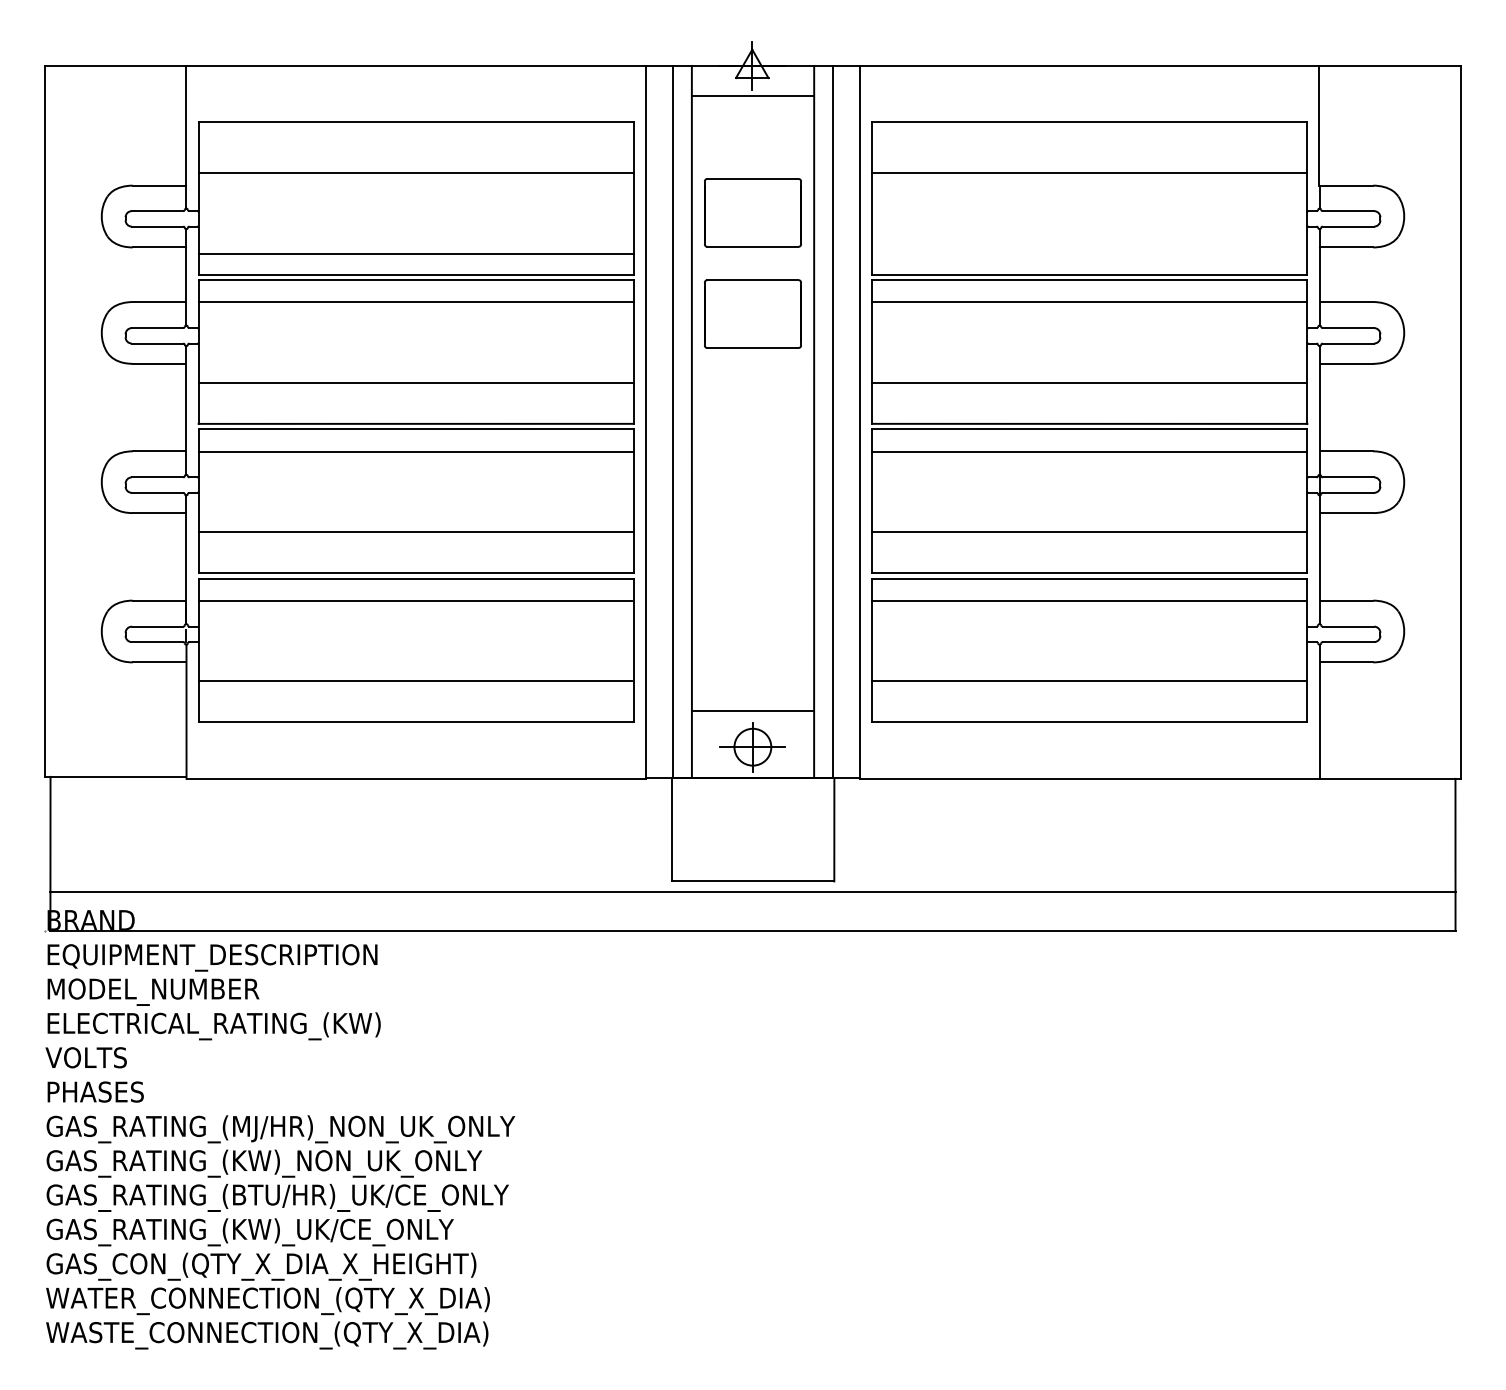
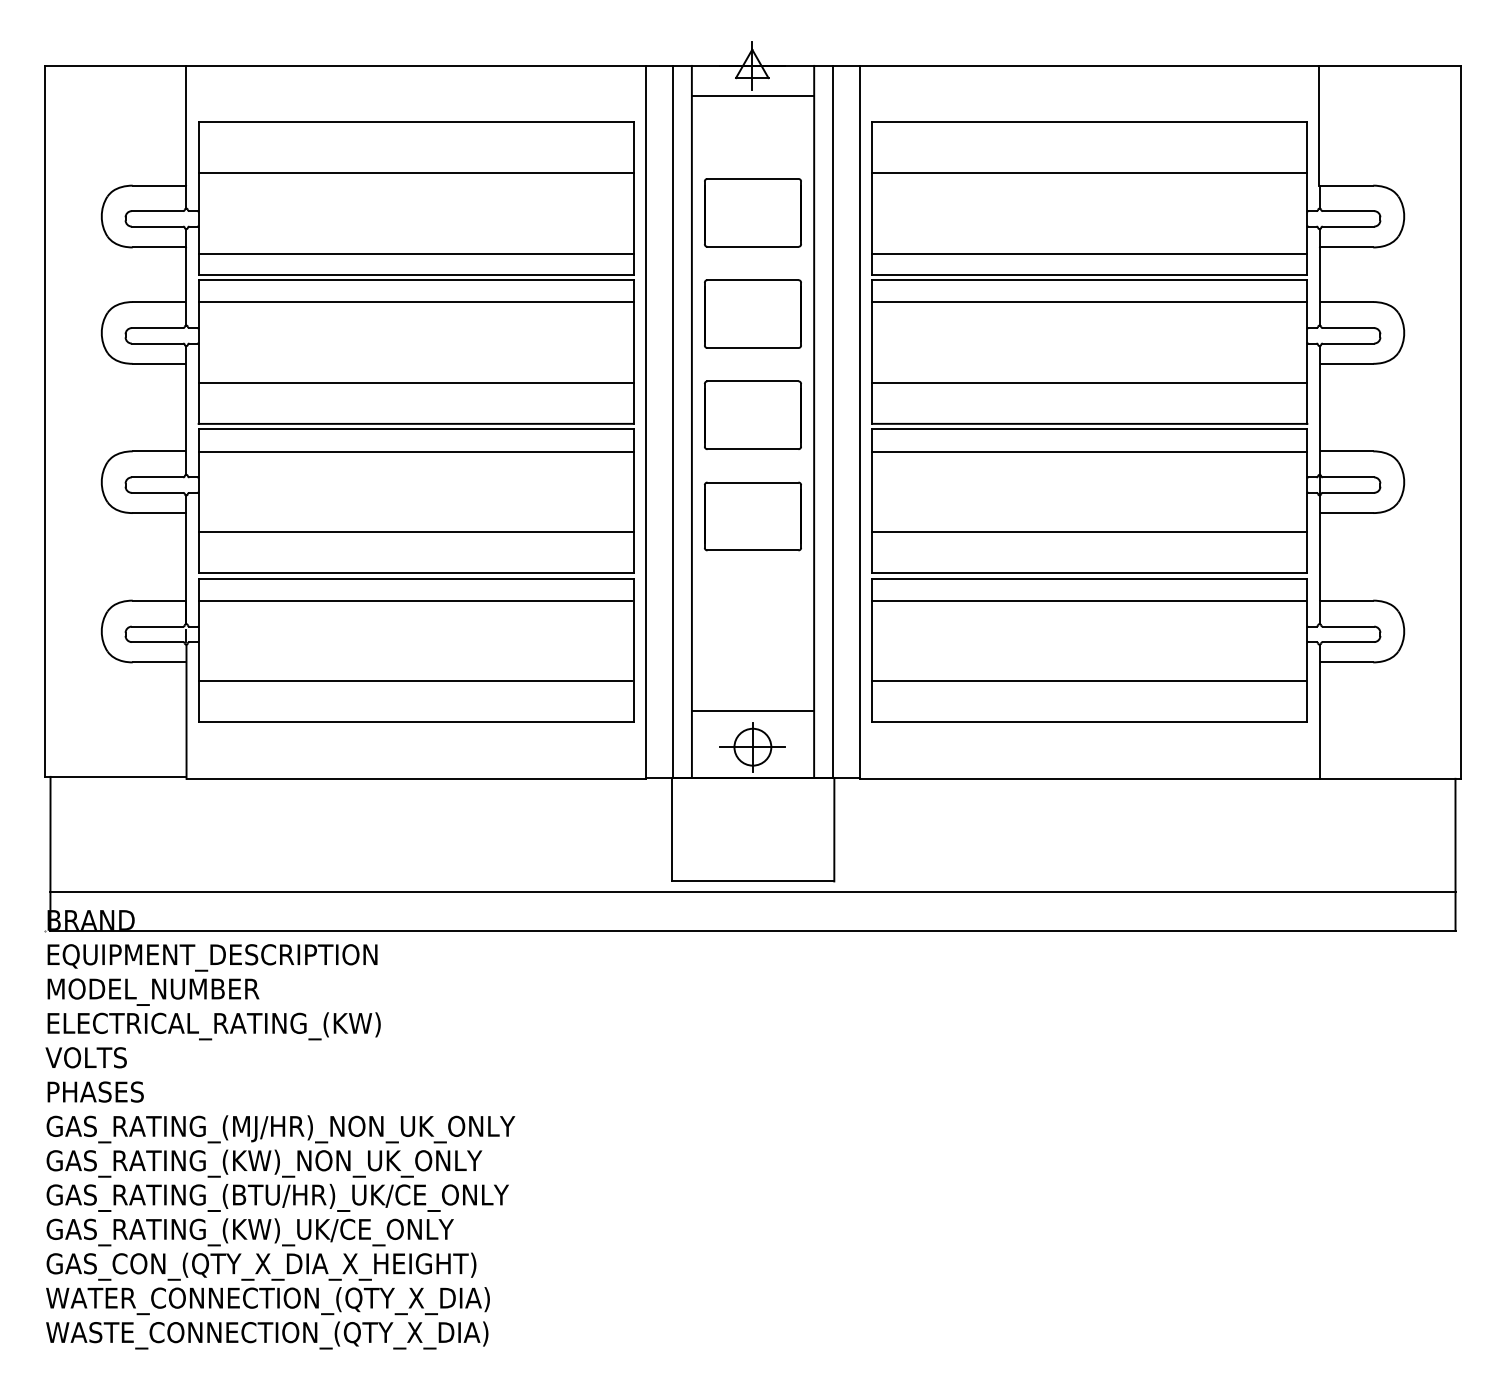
line: none -> present (1089, 254)
part: none -> present (752, 414)
part: none -> present (752, 516)
